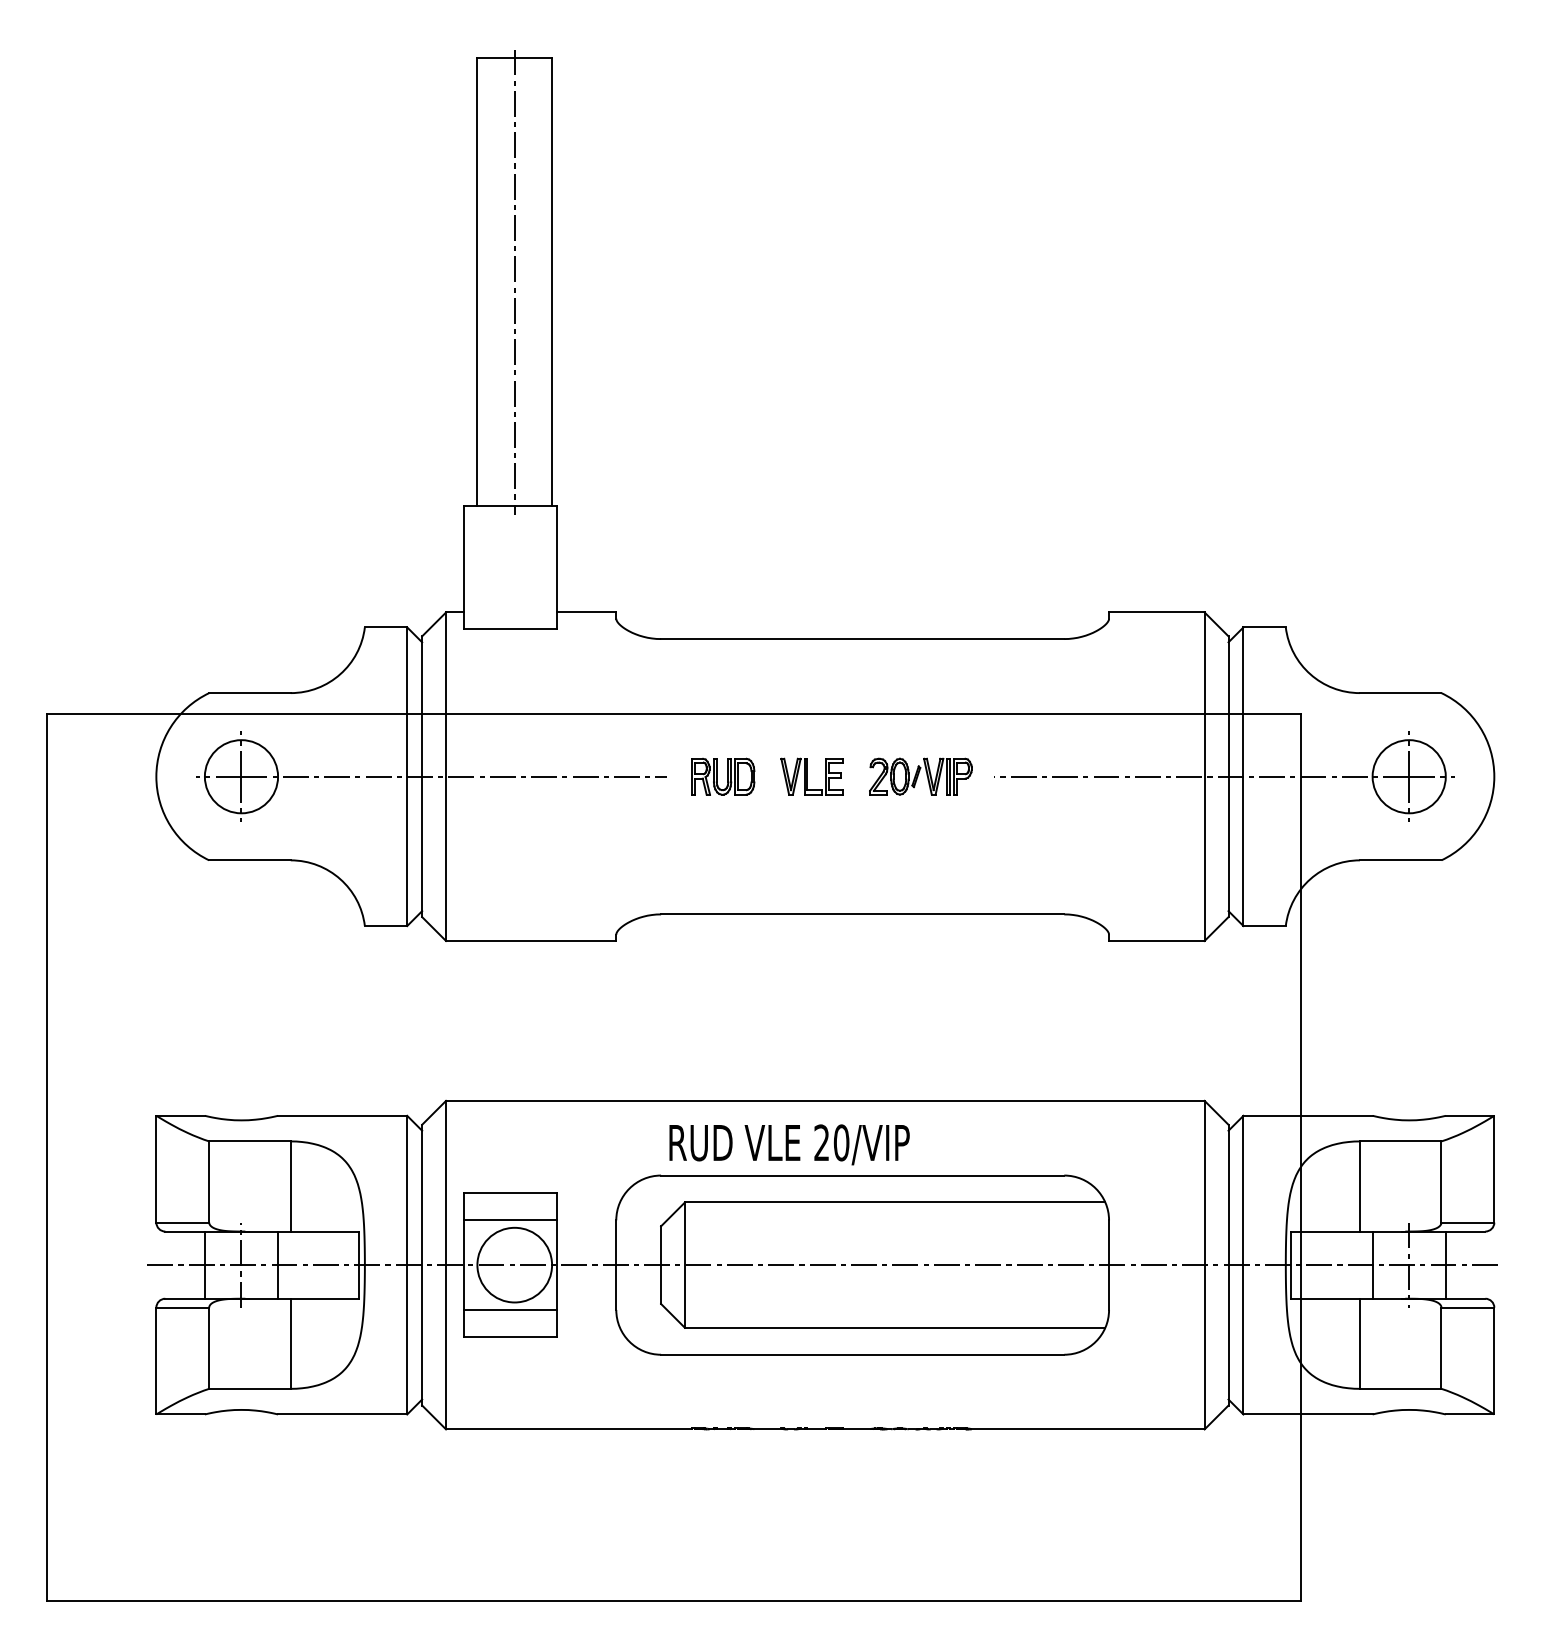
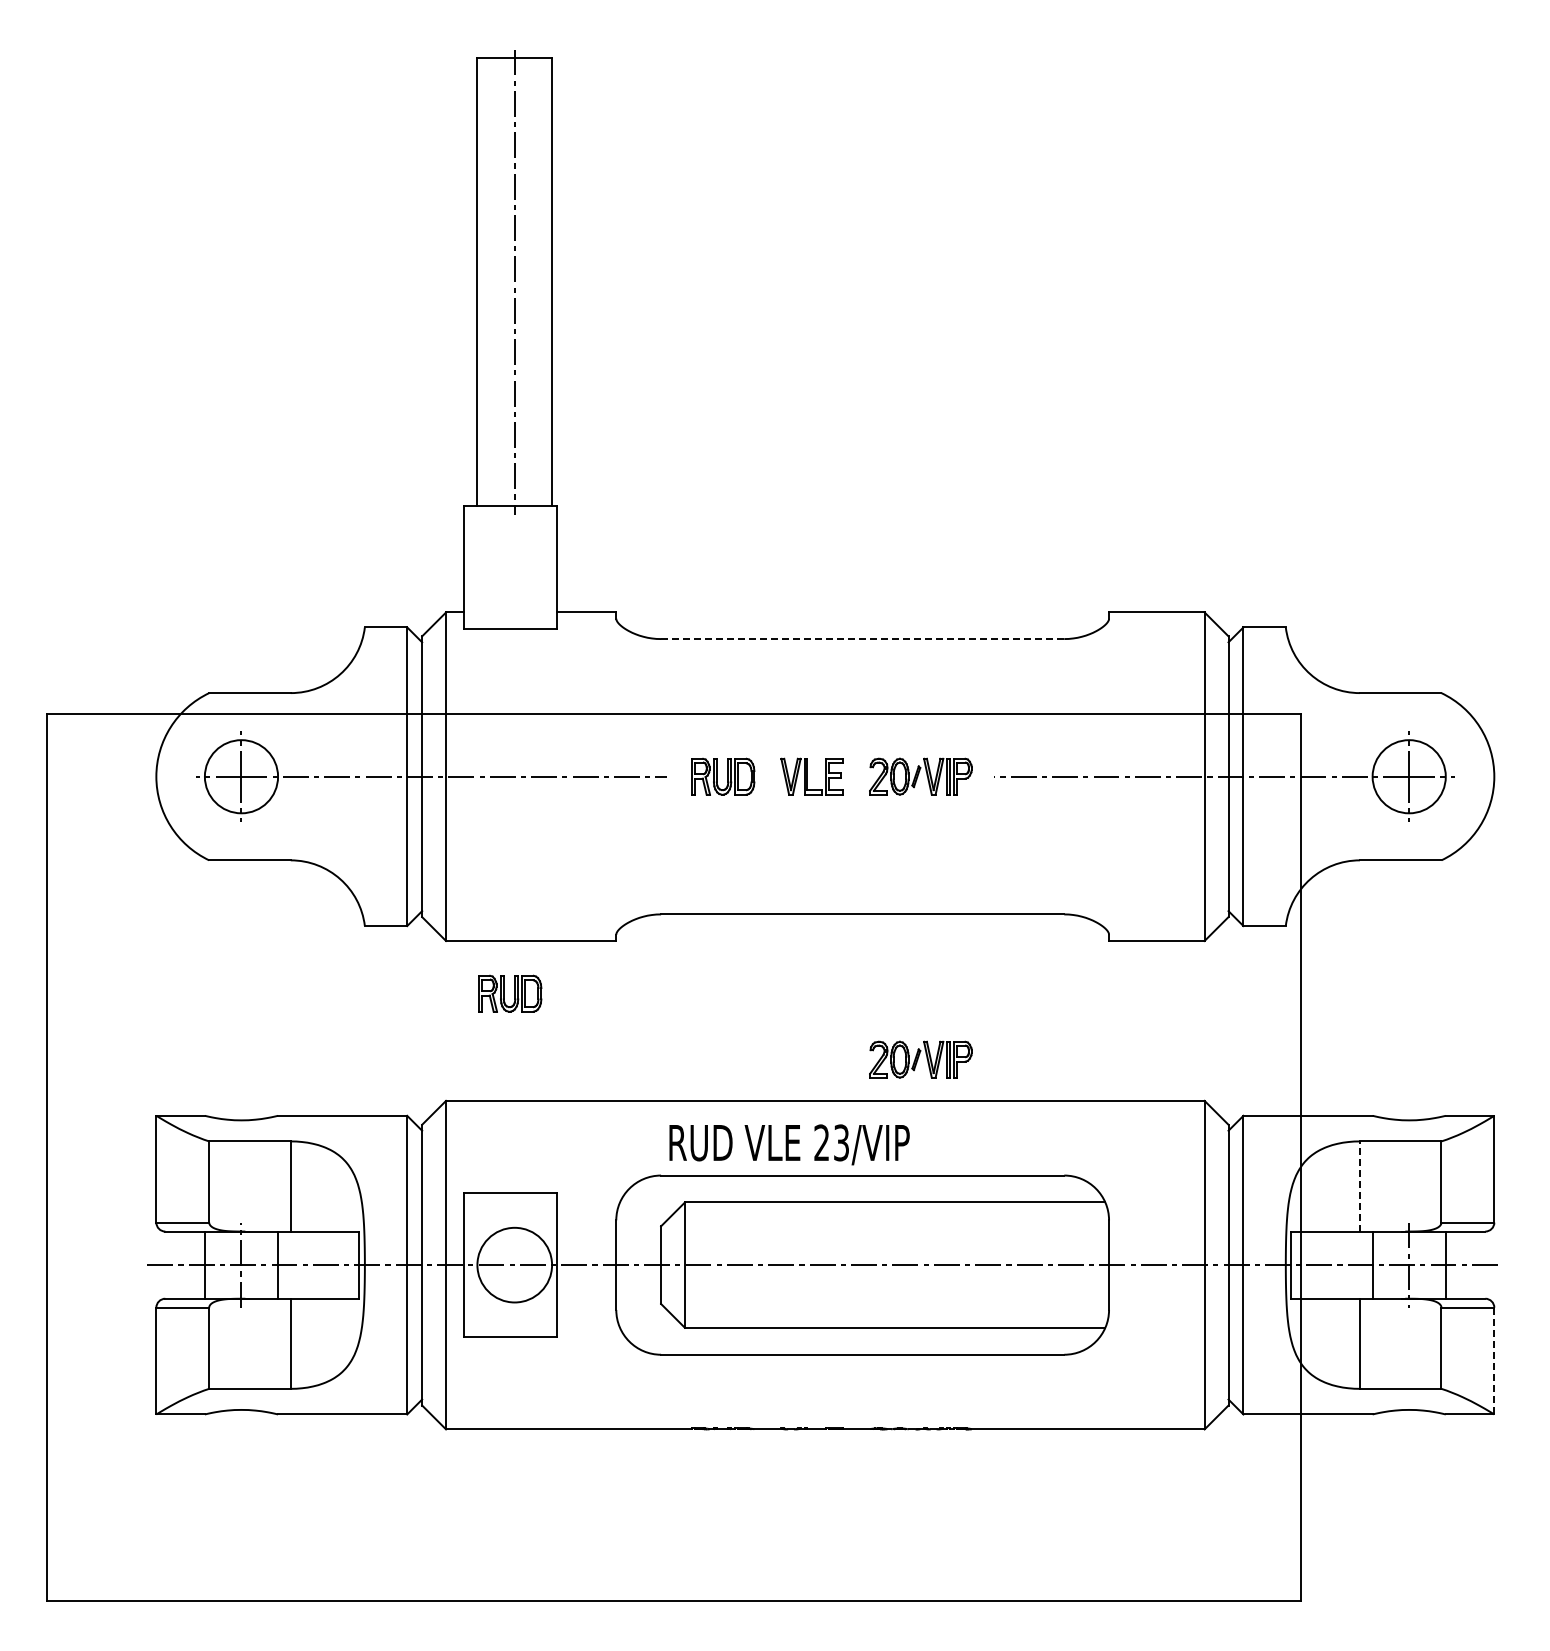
line: solid -> dashed (862, 639)
part: none -> present (510, 993)
part: none -> present (920, 1059)
text: 20/VIP -> 23/VIP (841, 1142)
line: solid -> dashed (1359, 1185)
line: present -> none (509, 1220)
line: present -> none (509, 1309)
line: solid -> dashed (1494, 1360)
